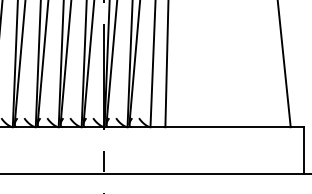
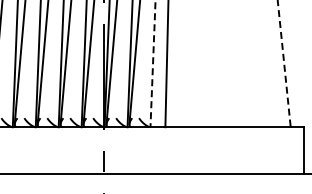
line: solid -> dashed (153, 63)
line: solid -> dashed (284, 63)
